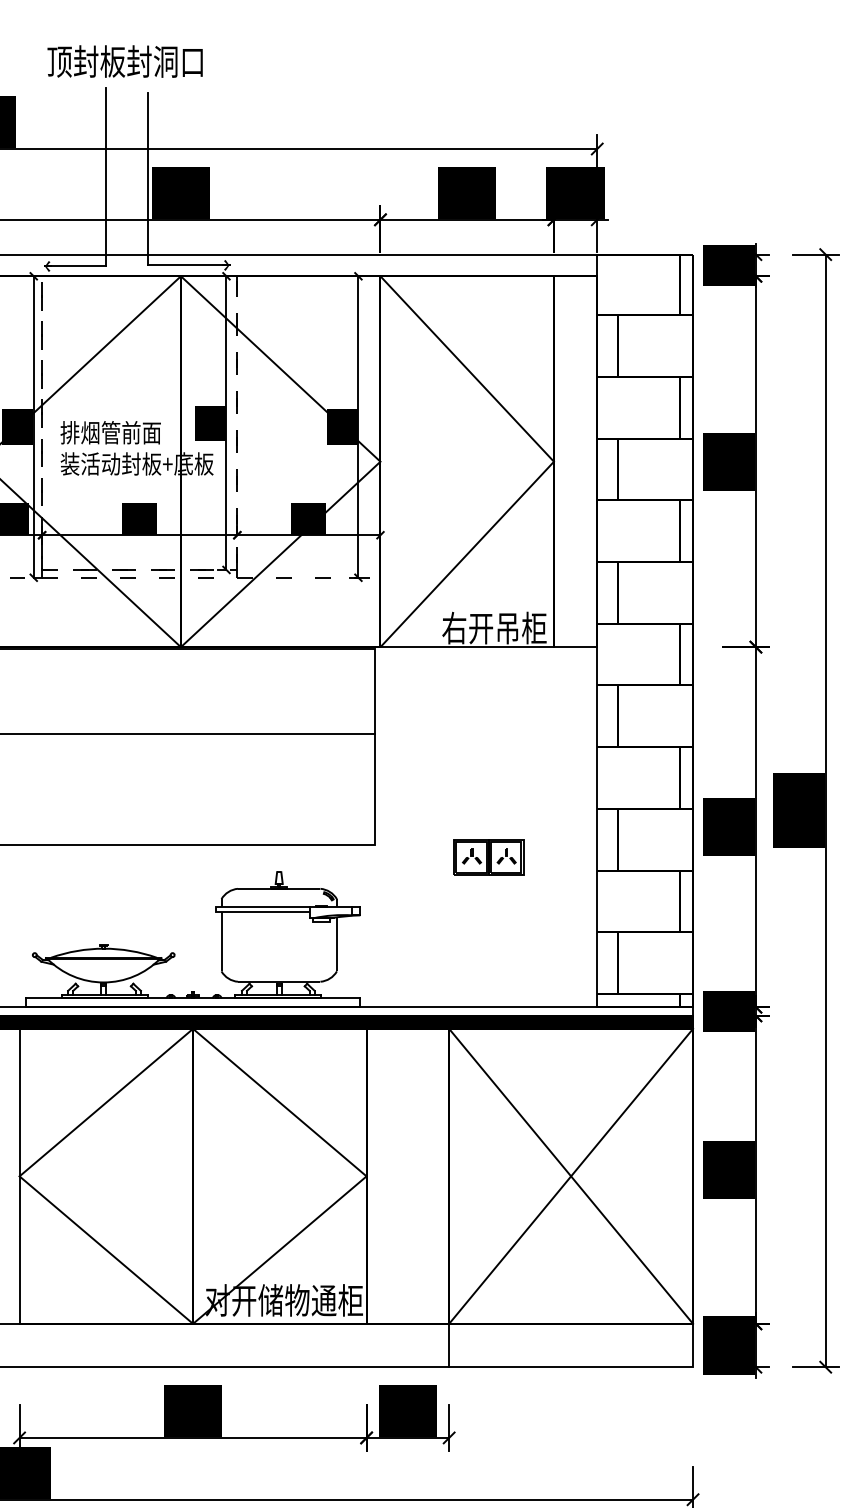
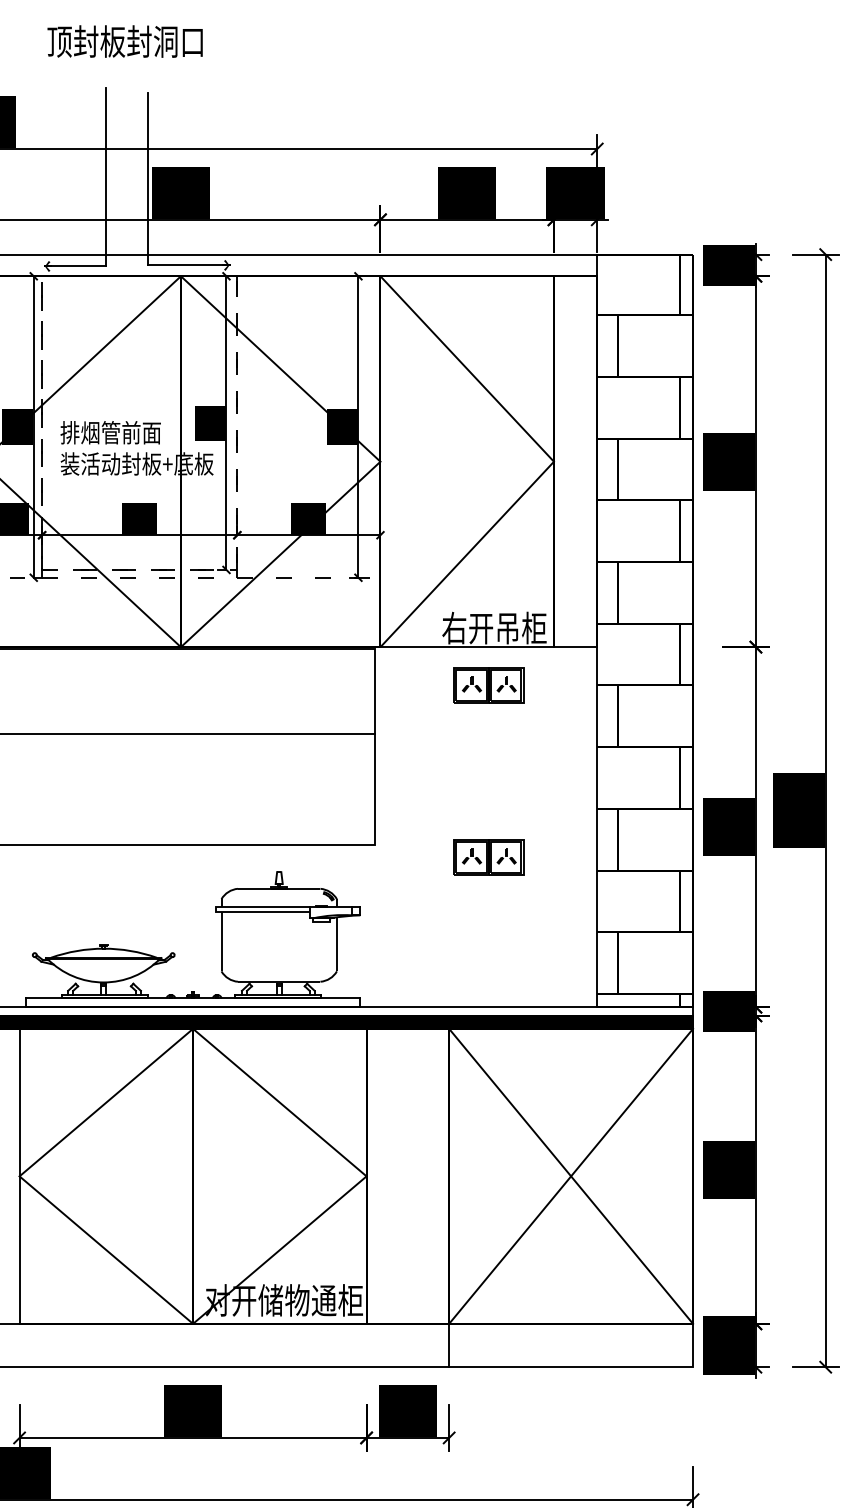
text position: (124, 61) -> (124, 41) (124, 41)
part: none -> present (488, 685)
